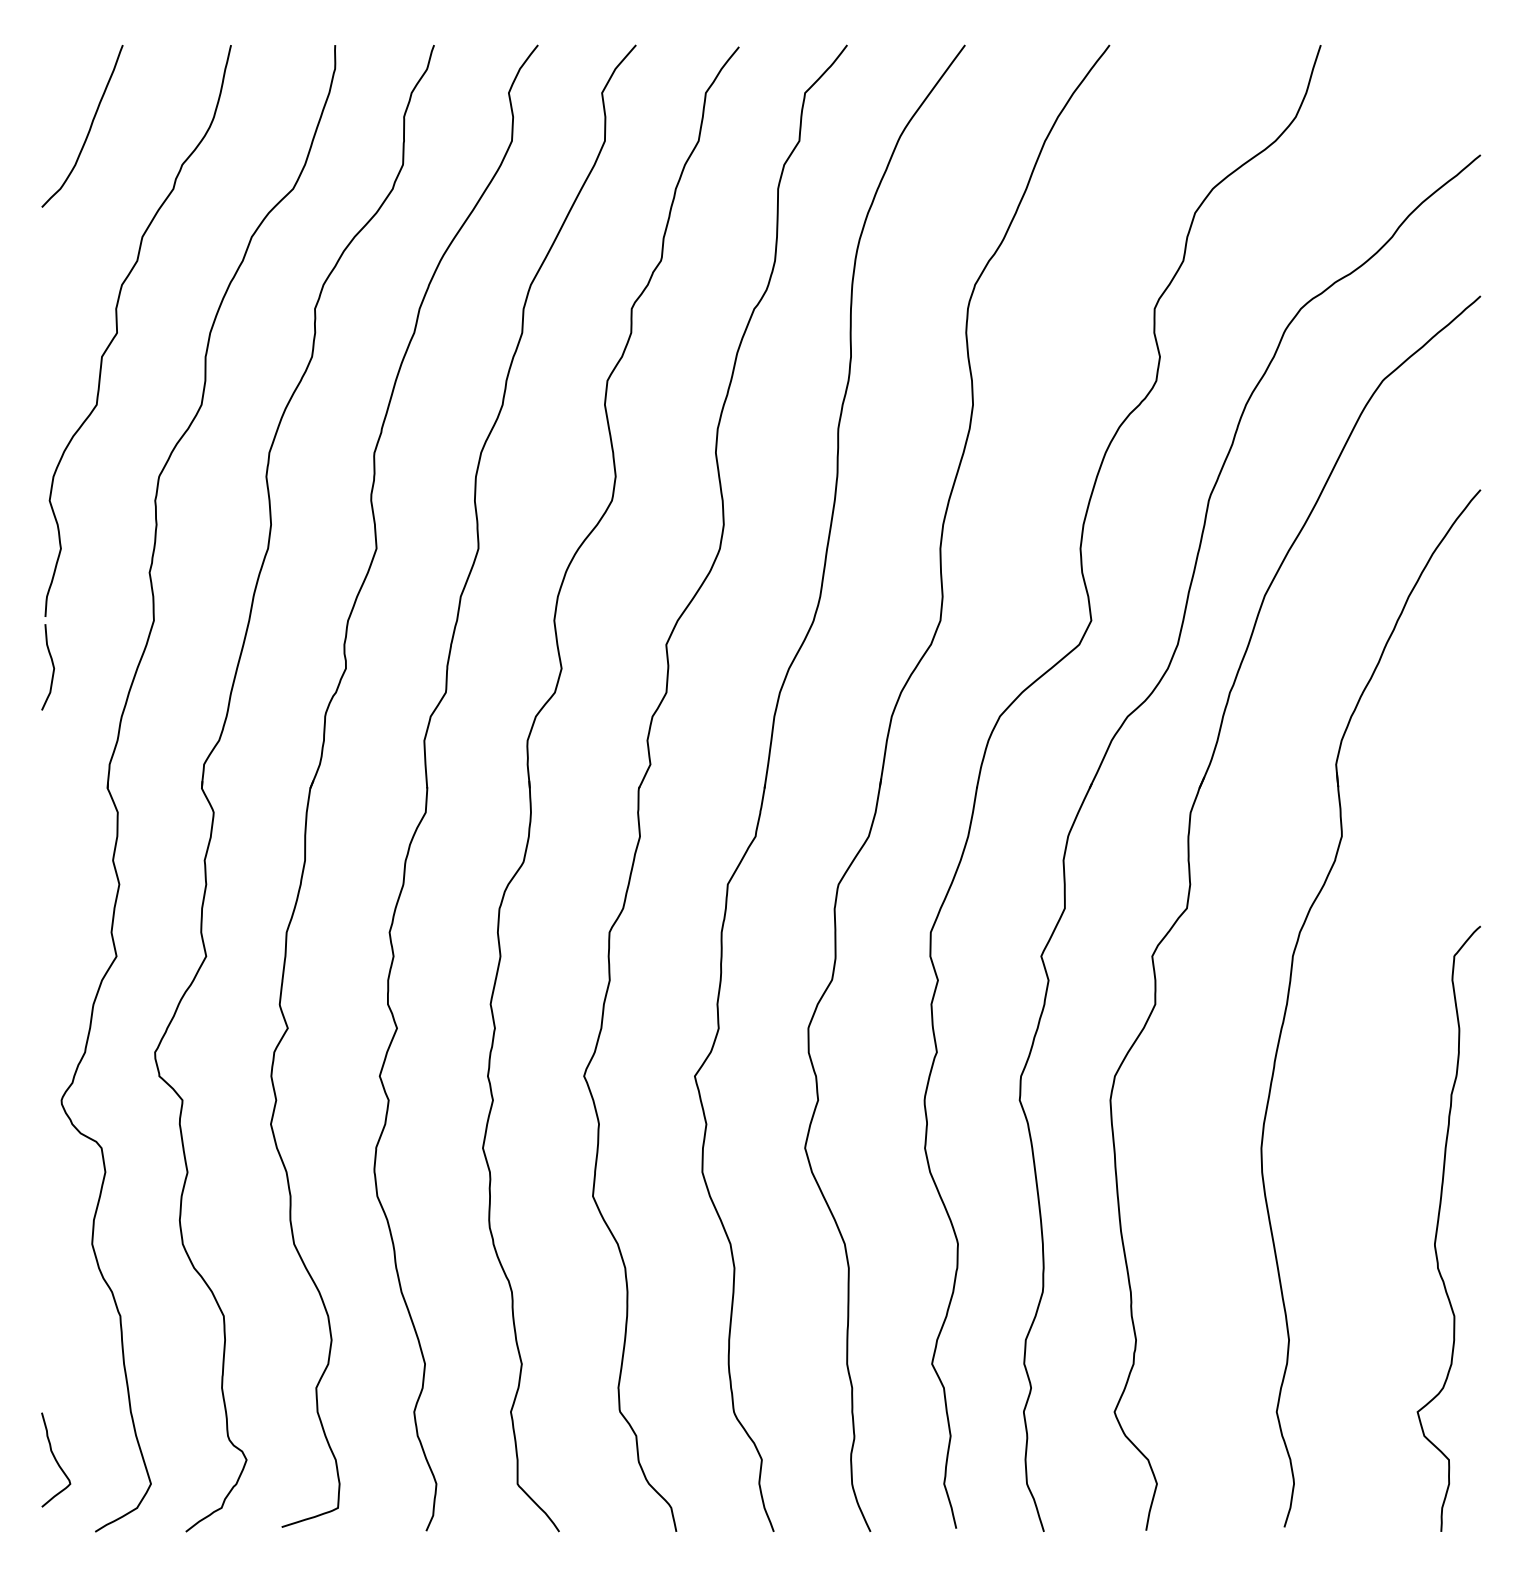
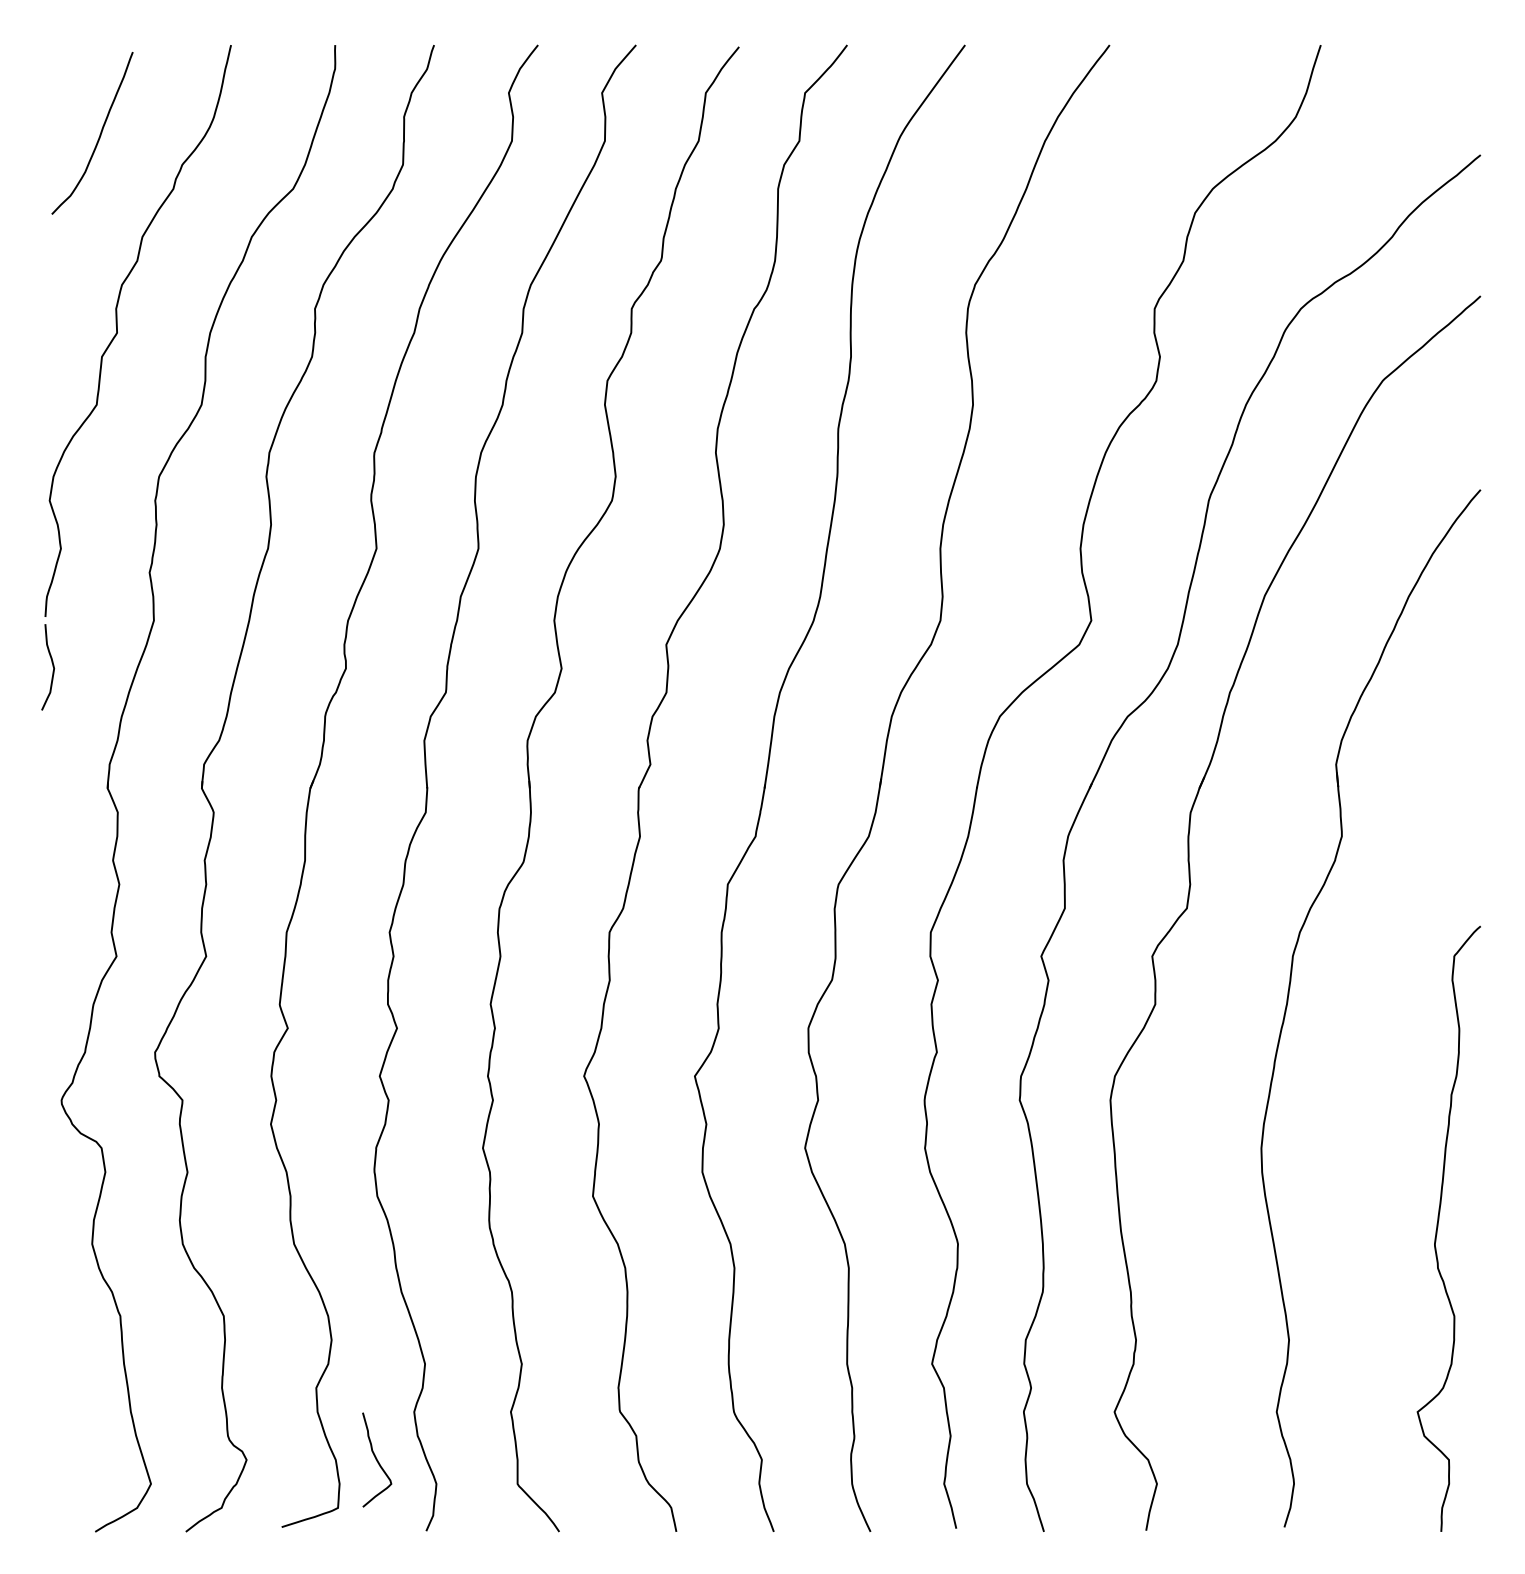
curve position: (89, 127) -> (99, 134) (99, 134)
curve position: (56, 1459) -> (377, 1459) (377, 1459)
